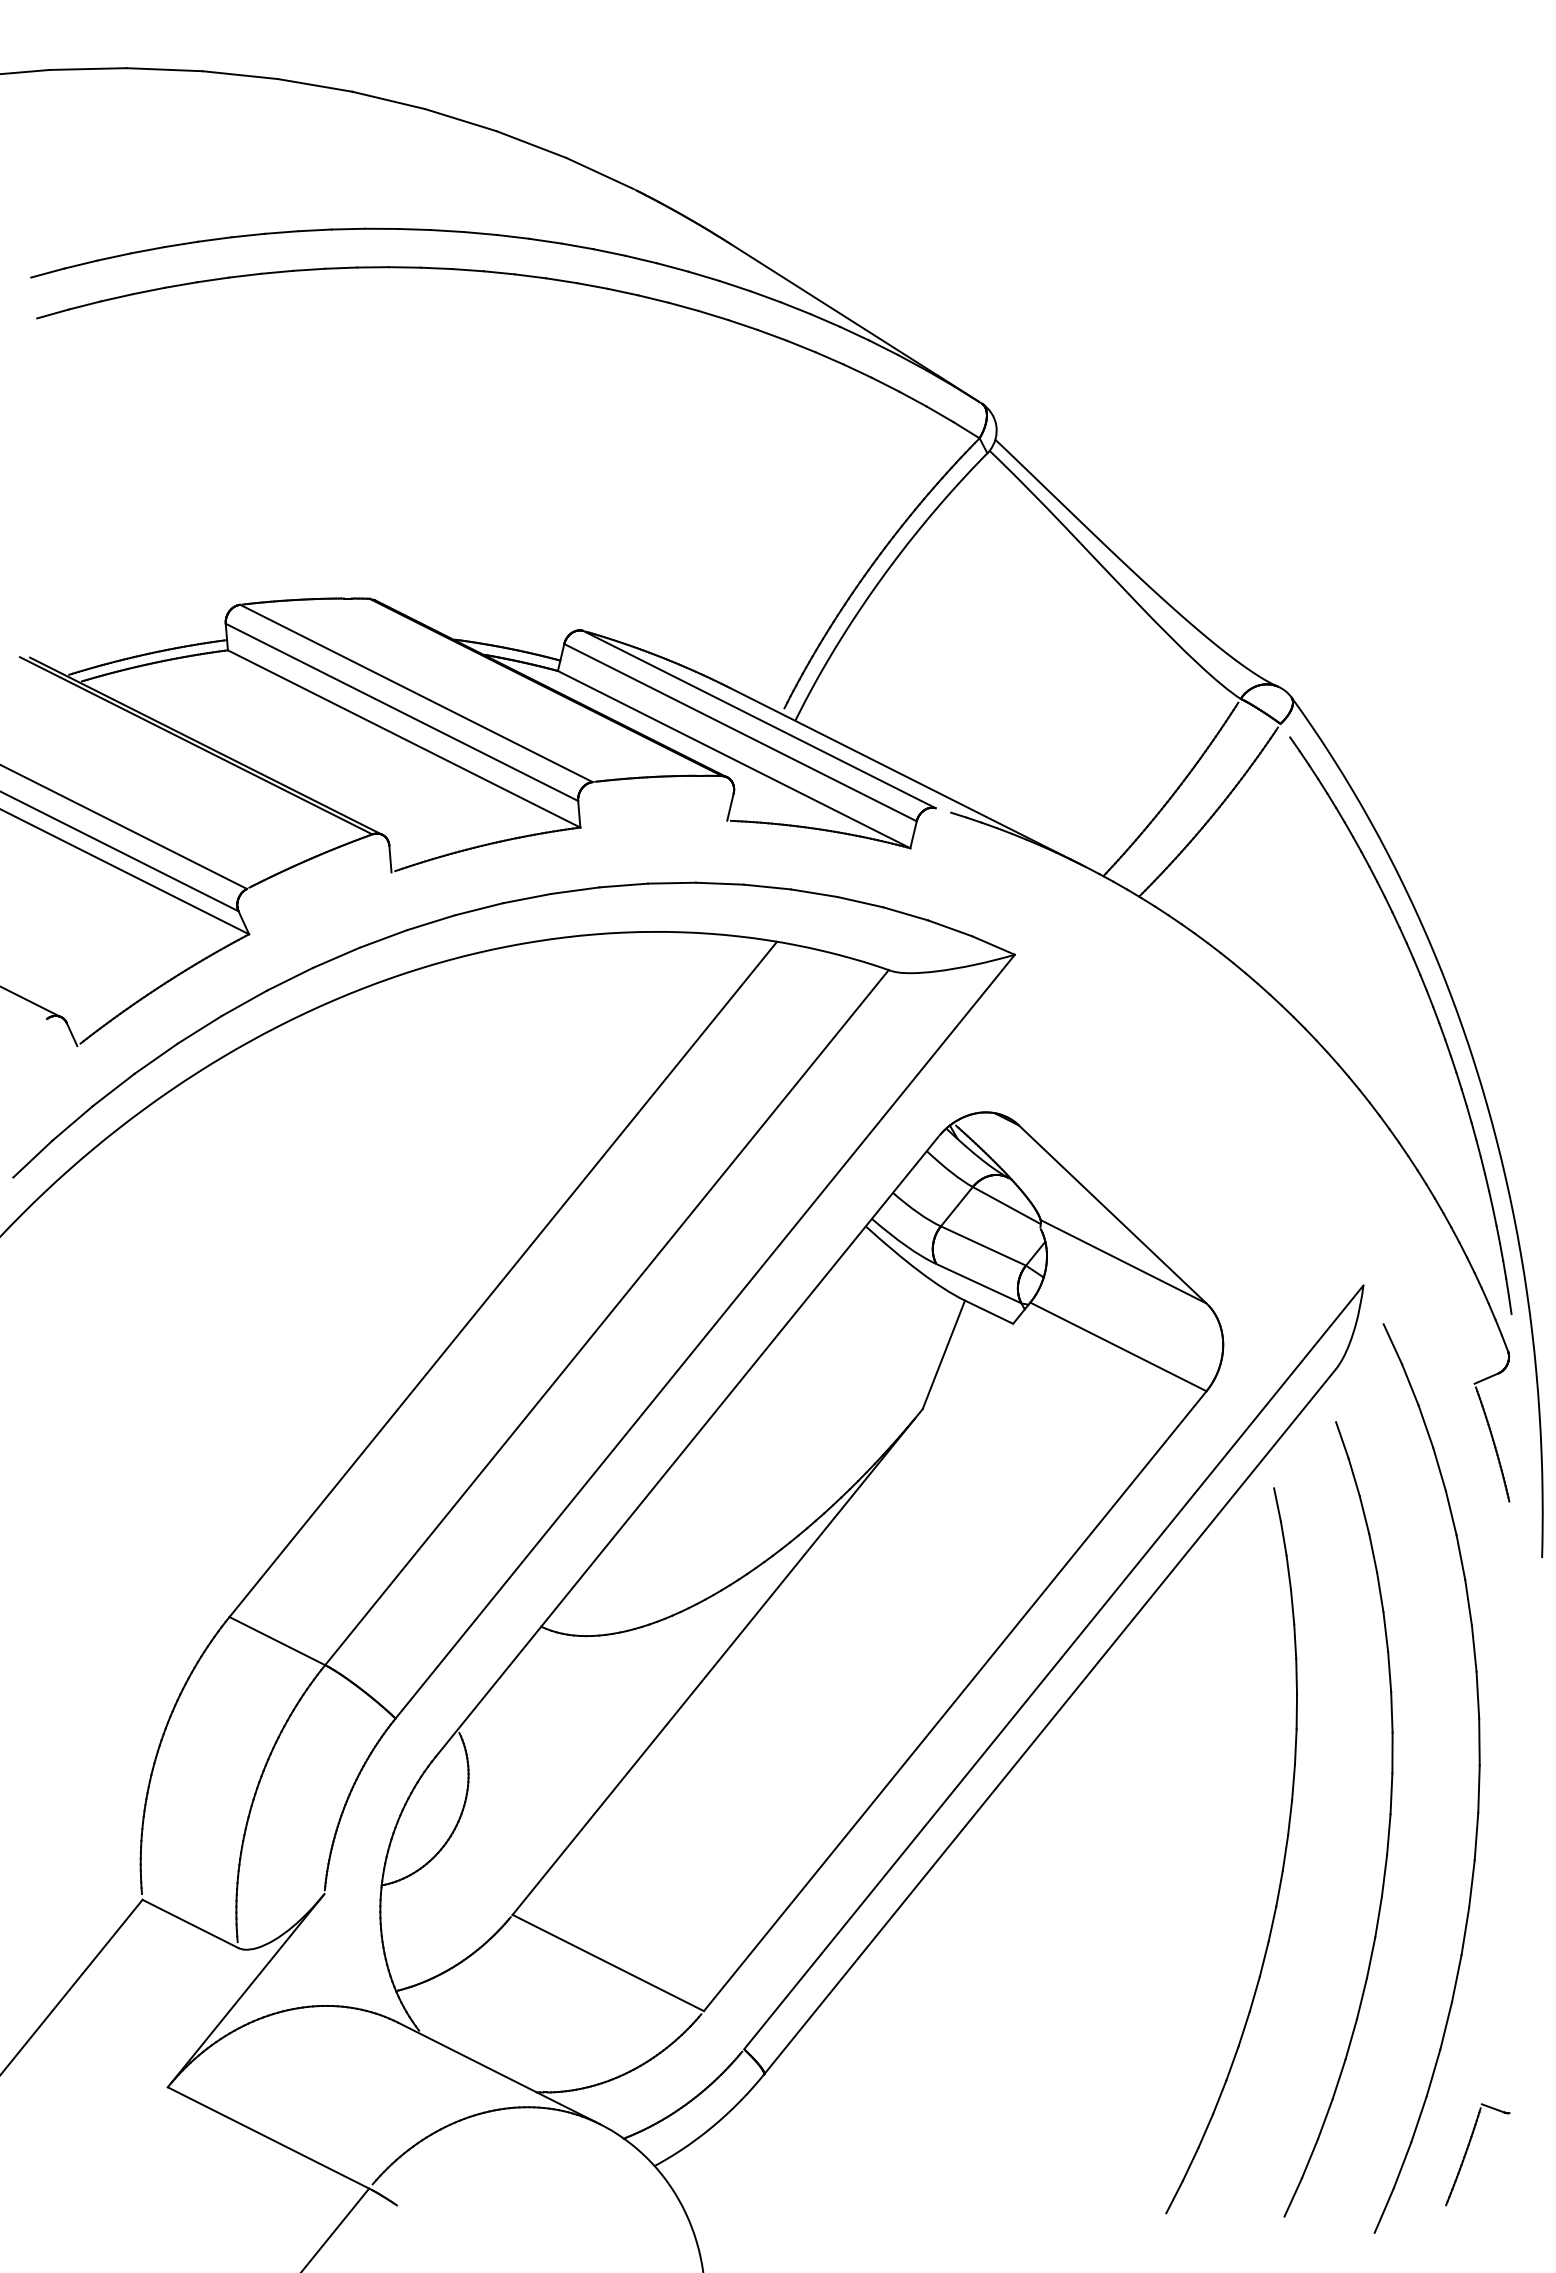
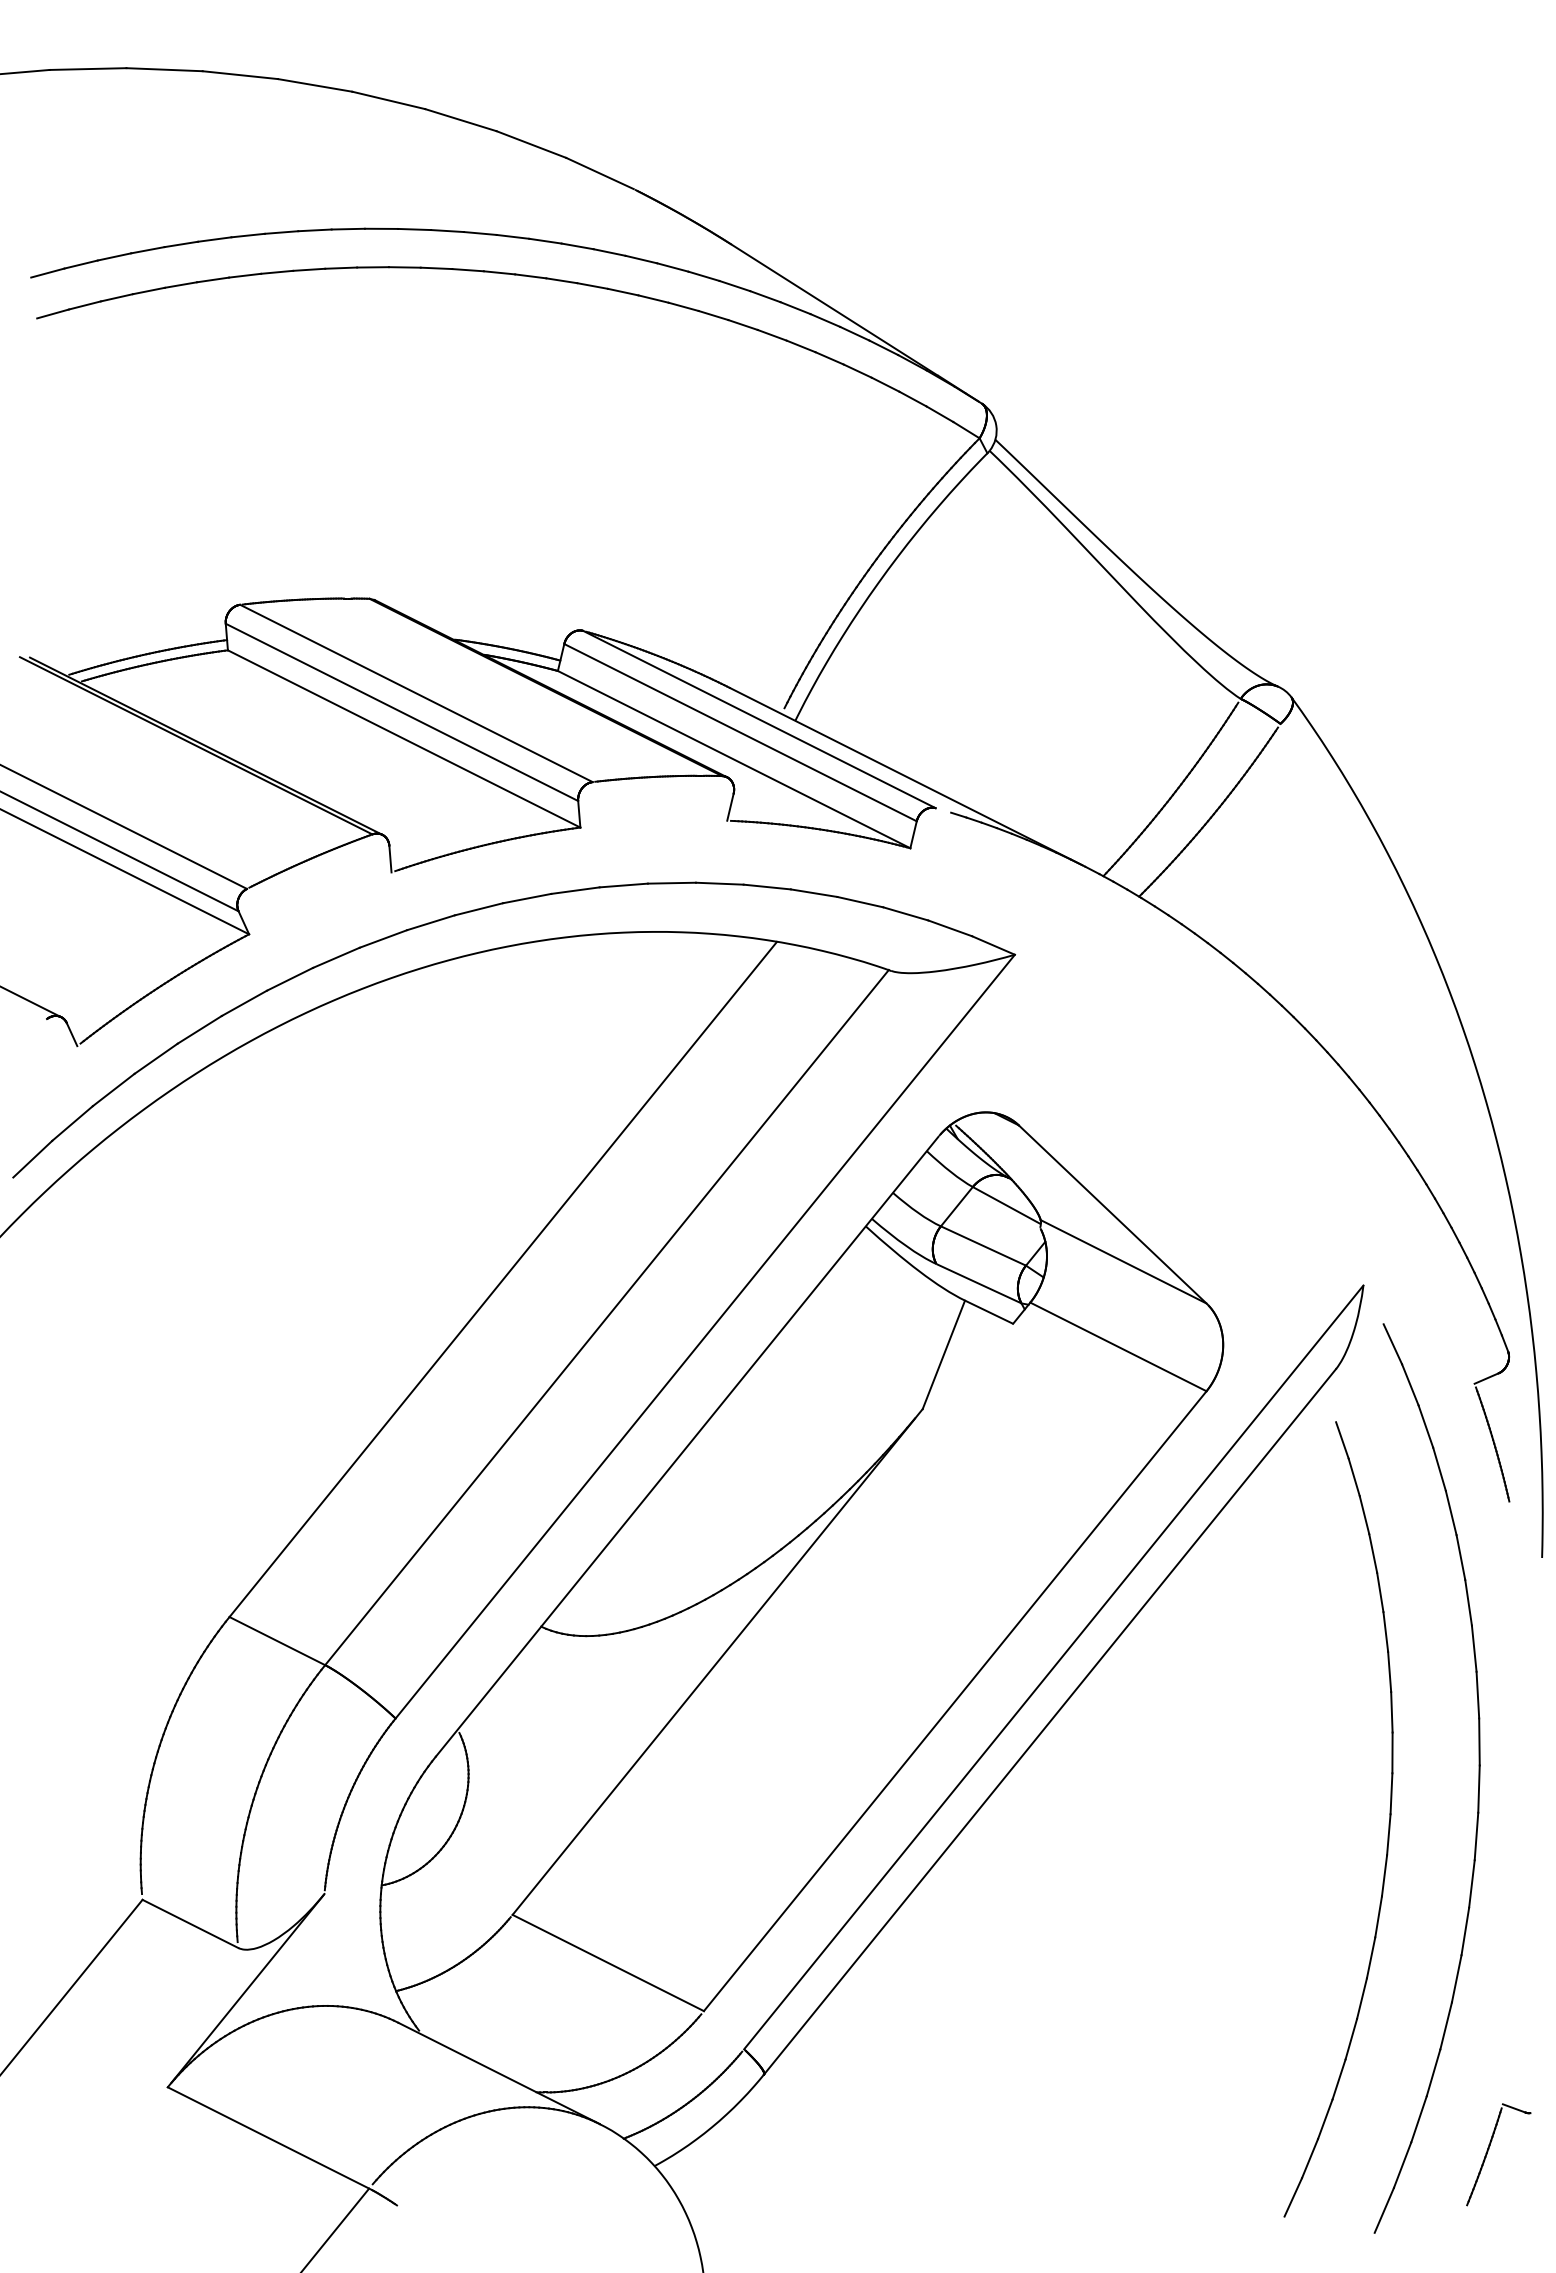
part: present -> none (1433, 1011)
part: present -> none (1283, 1857)
part position: (1468, 2149) -> (1489, 2149) (1489, 2149)
